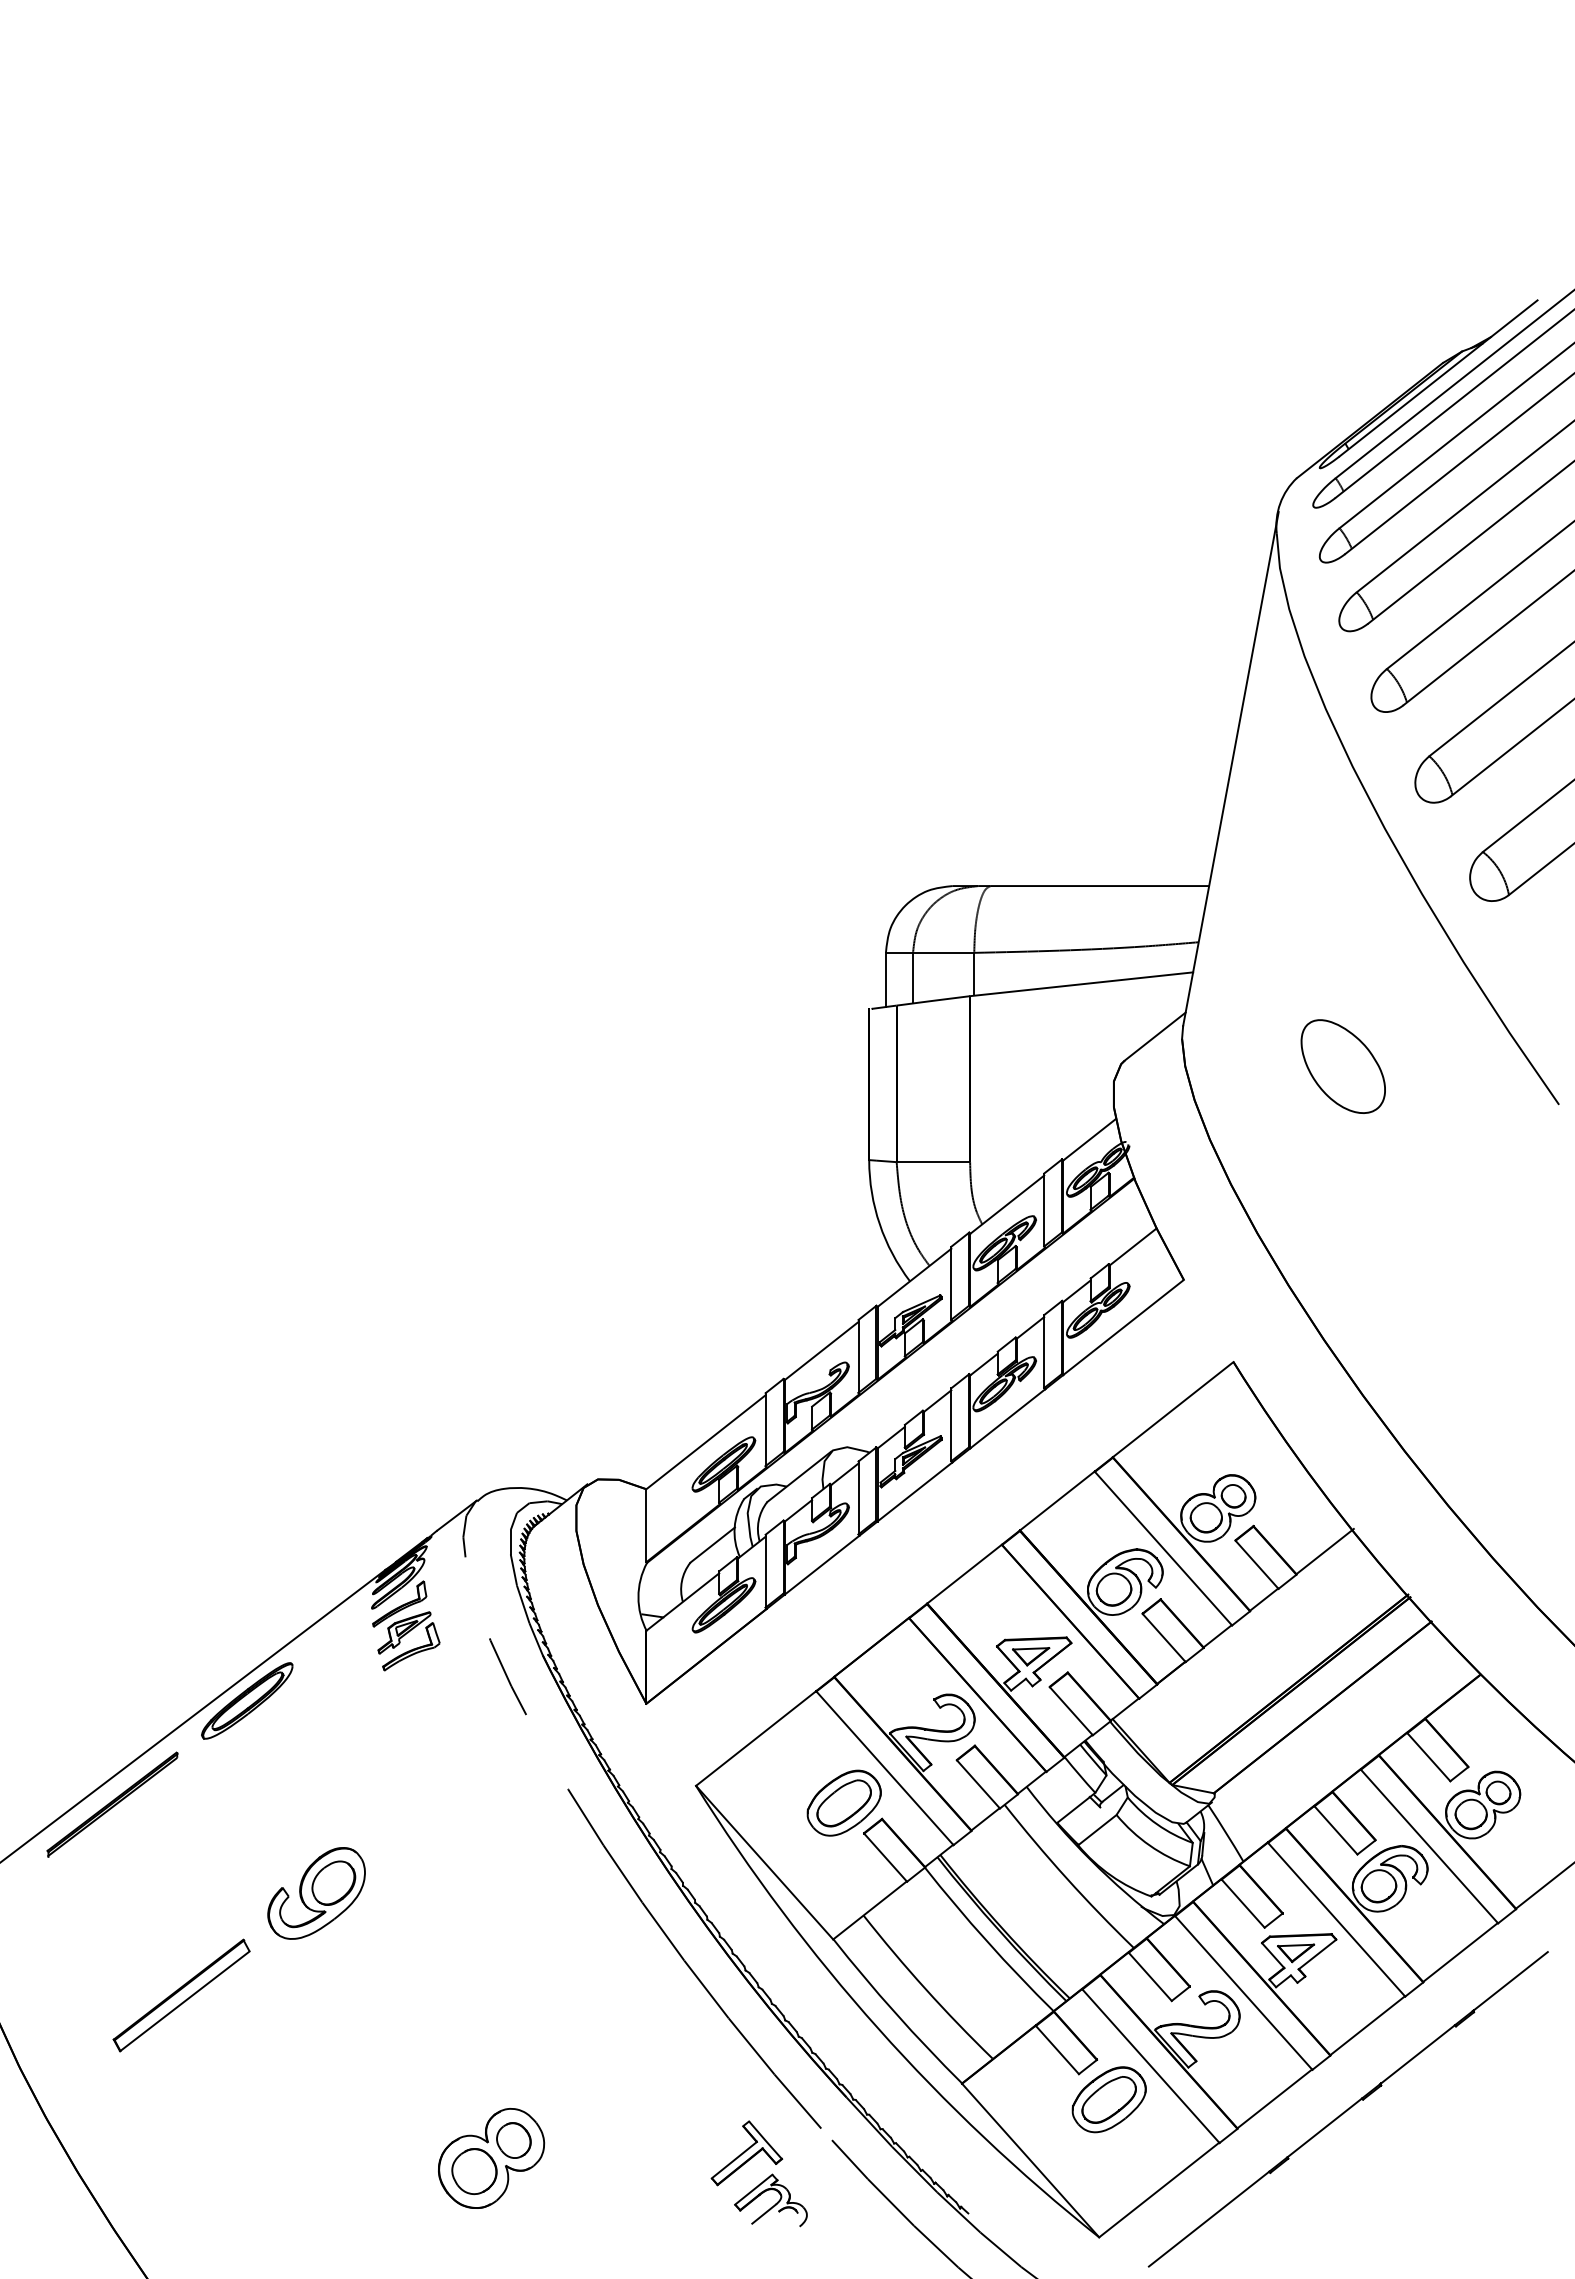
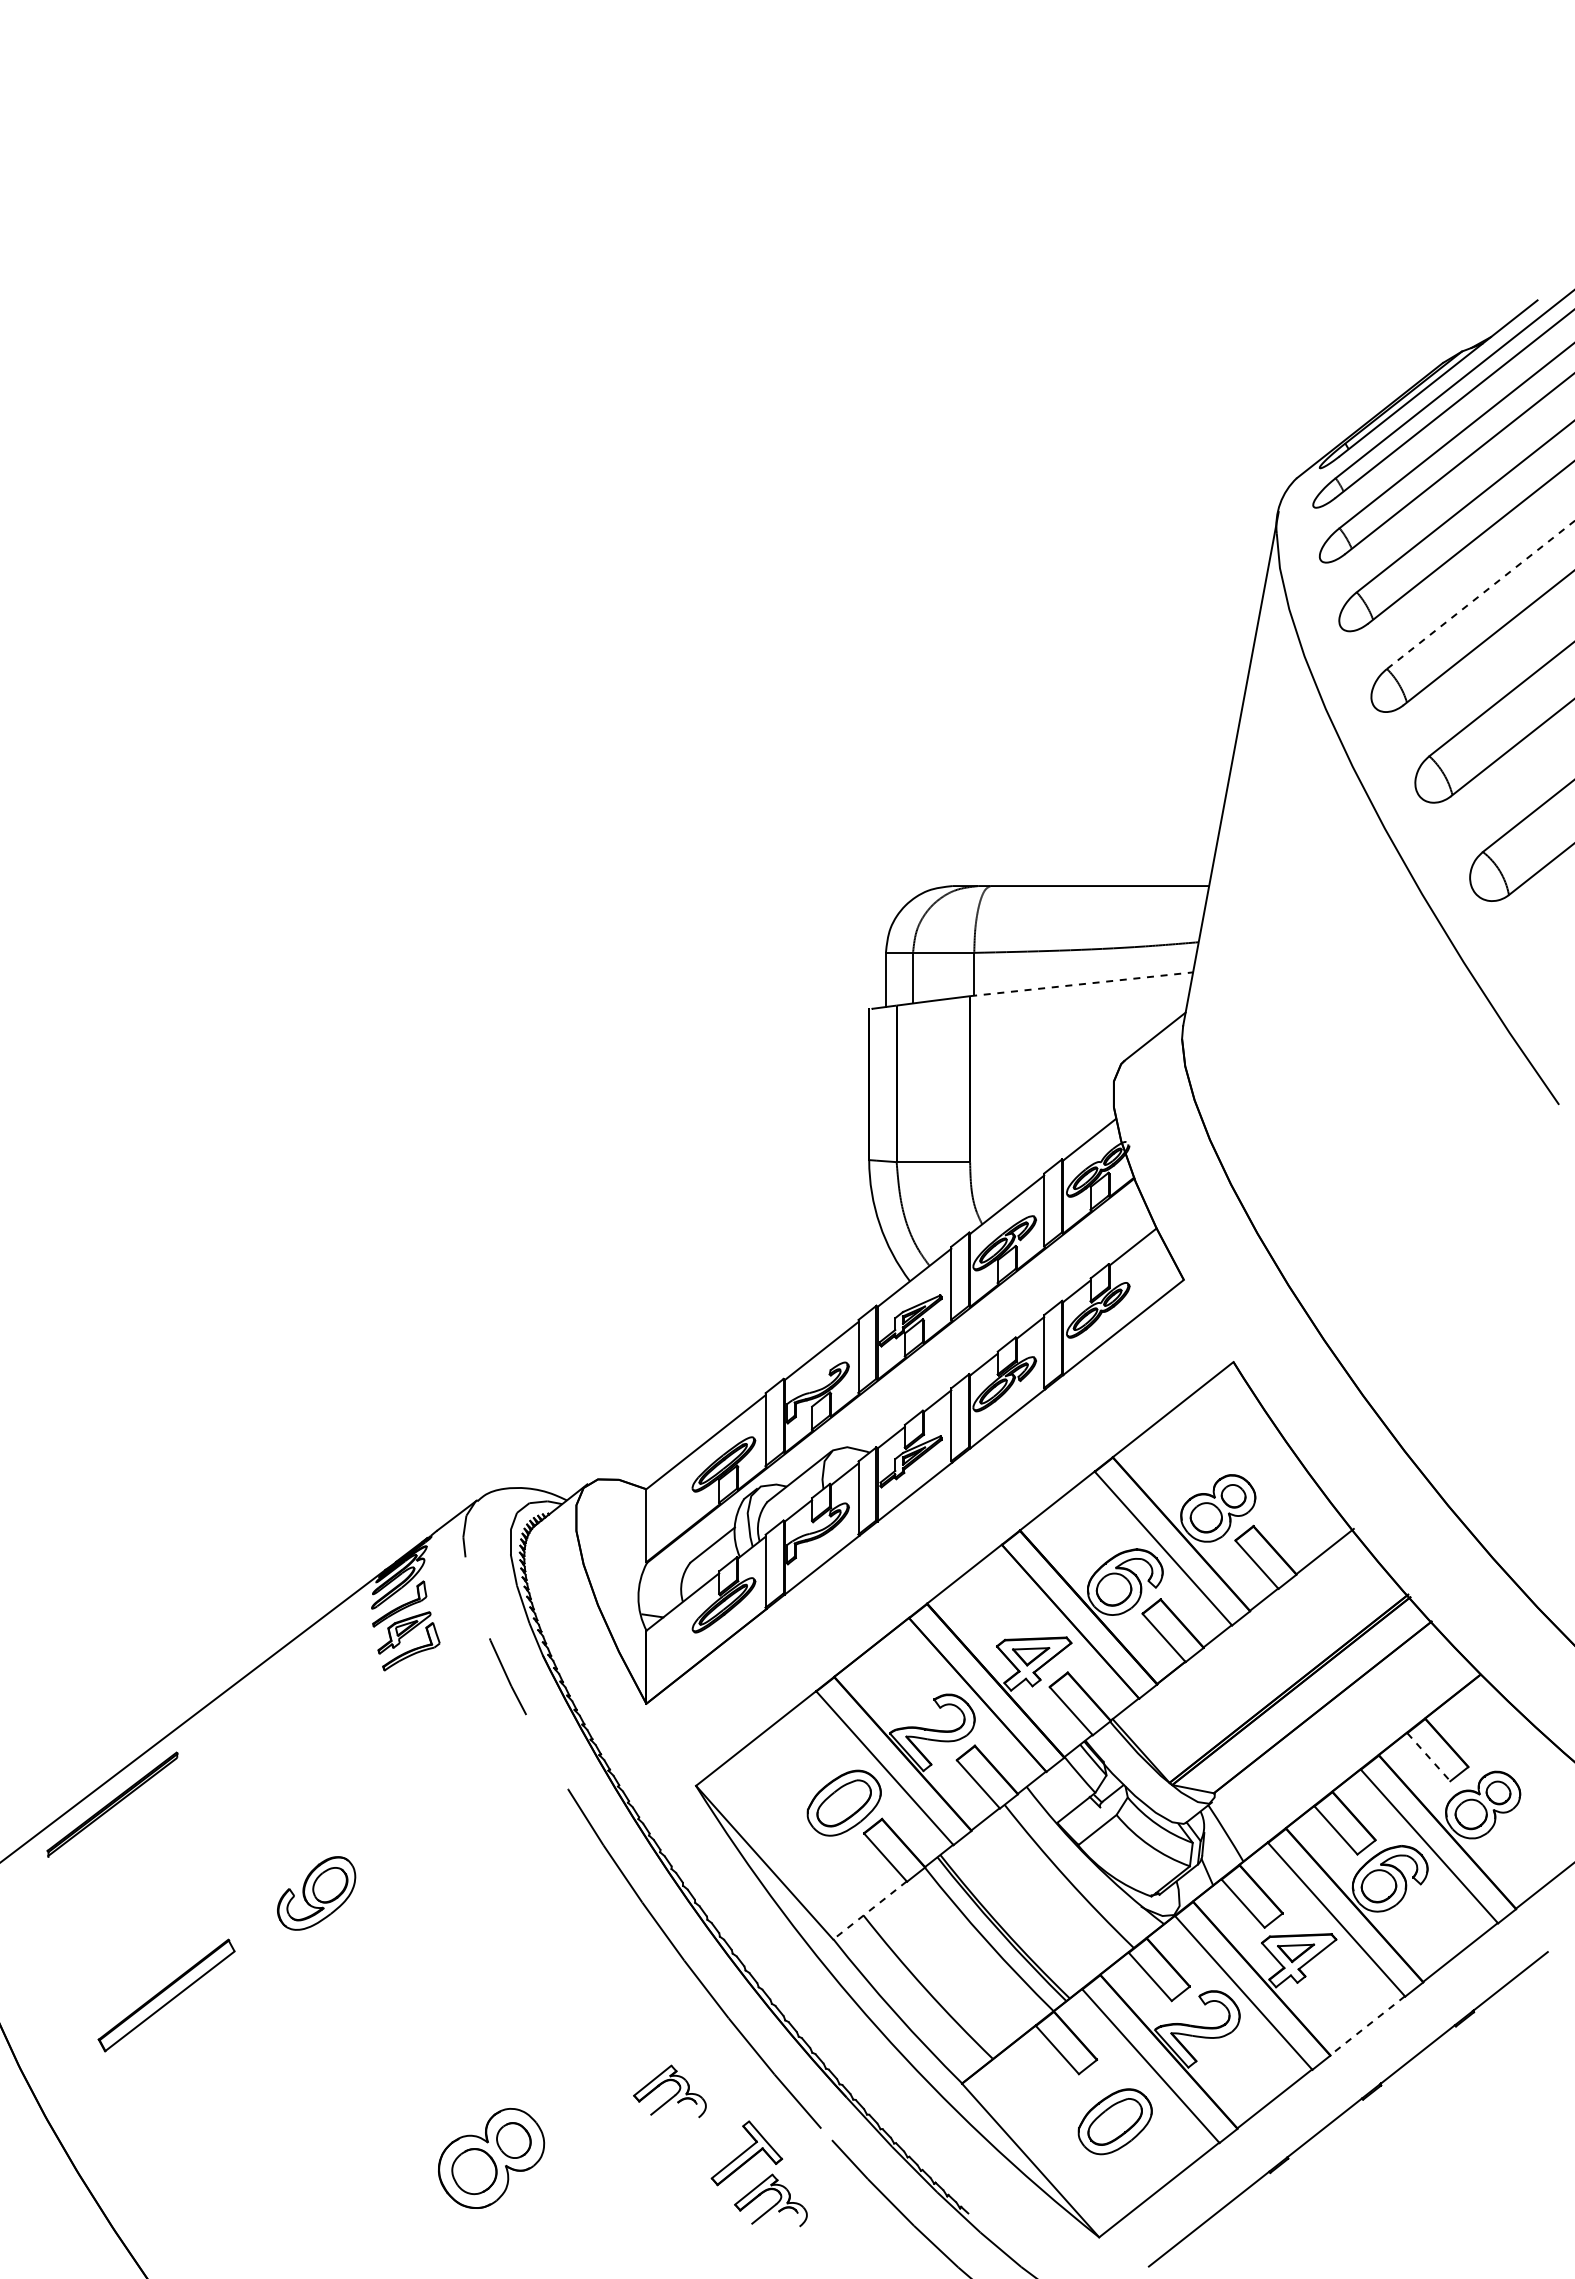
line: solid -> dashed (1481, 594)
line: solid -> dashed (1082, 984)
part: present -> none (1342, 1066)
part: present -> none (247, 1700)
line: solid -> dashed (1429, 1757)
part size: 99x93 px -> 80x75 px (316, 1893)
line: solid -> dashed (870, 1910)
part position: (181, 1995) -> (166, 1995) (166, 1995)
line: solid -> dashed (1367, 2025)
part: none -> present (669, 2091)
part position: (1108, 2099) -> (1114, 2121) (1114, 2121)
